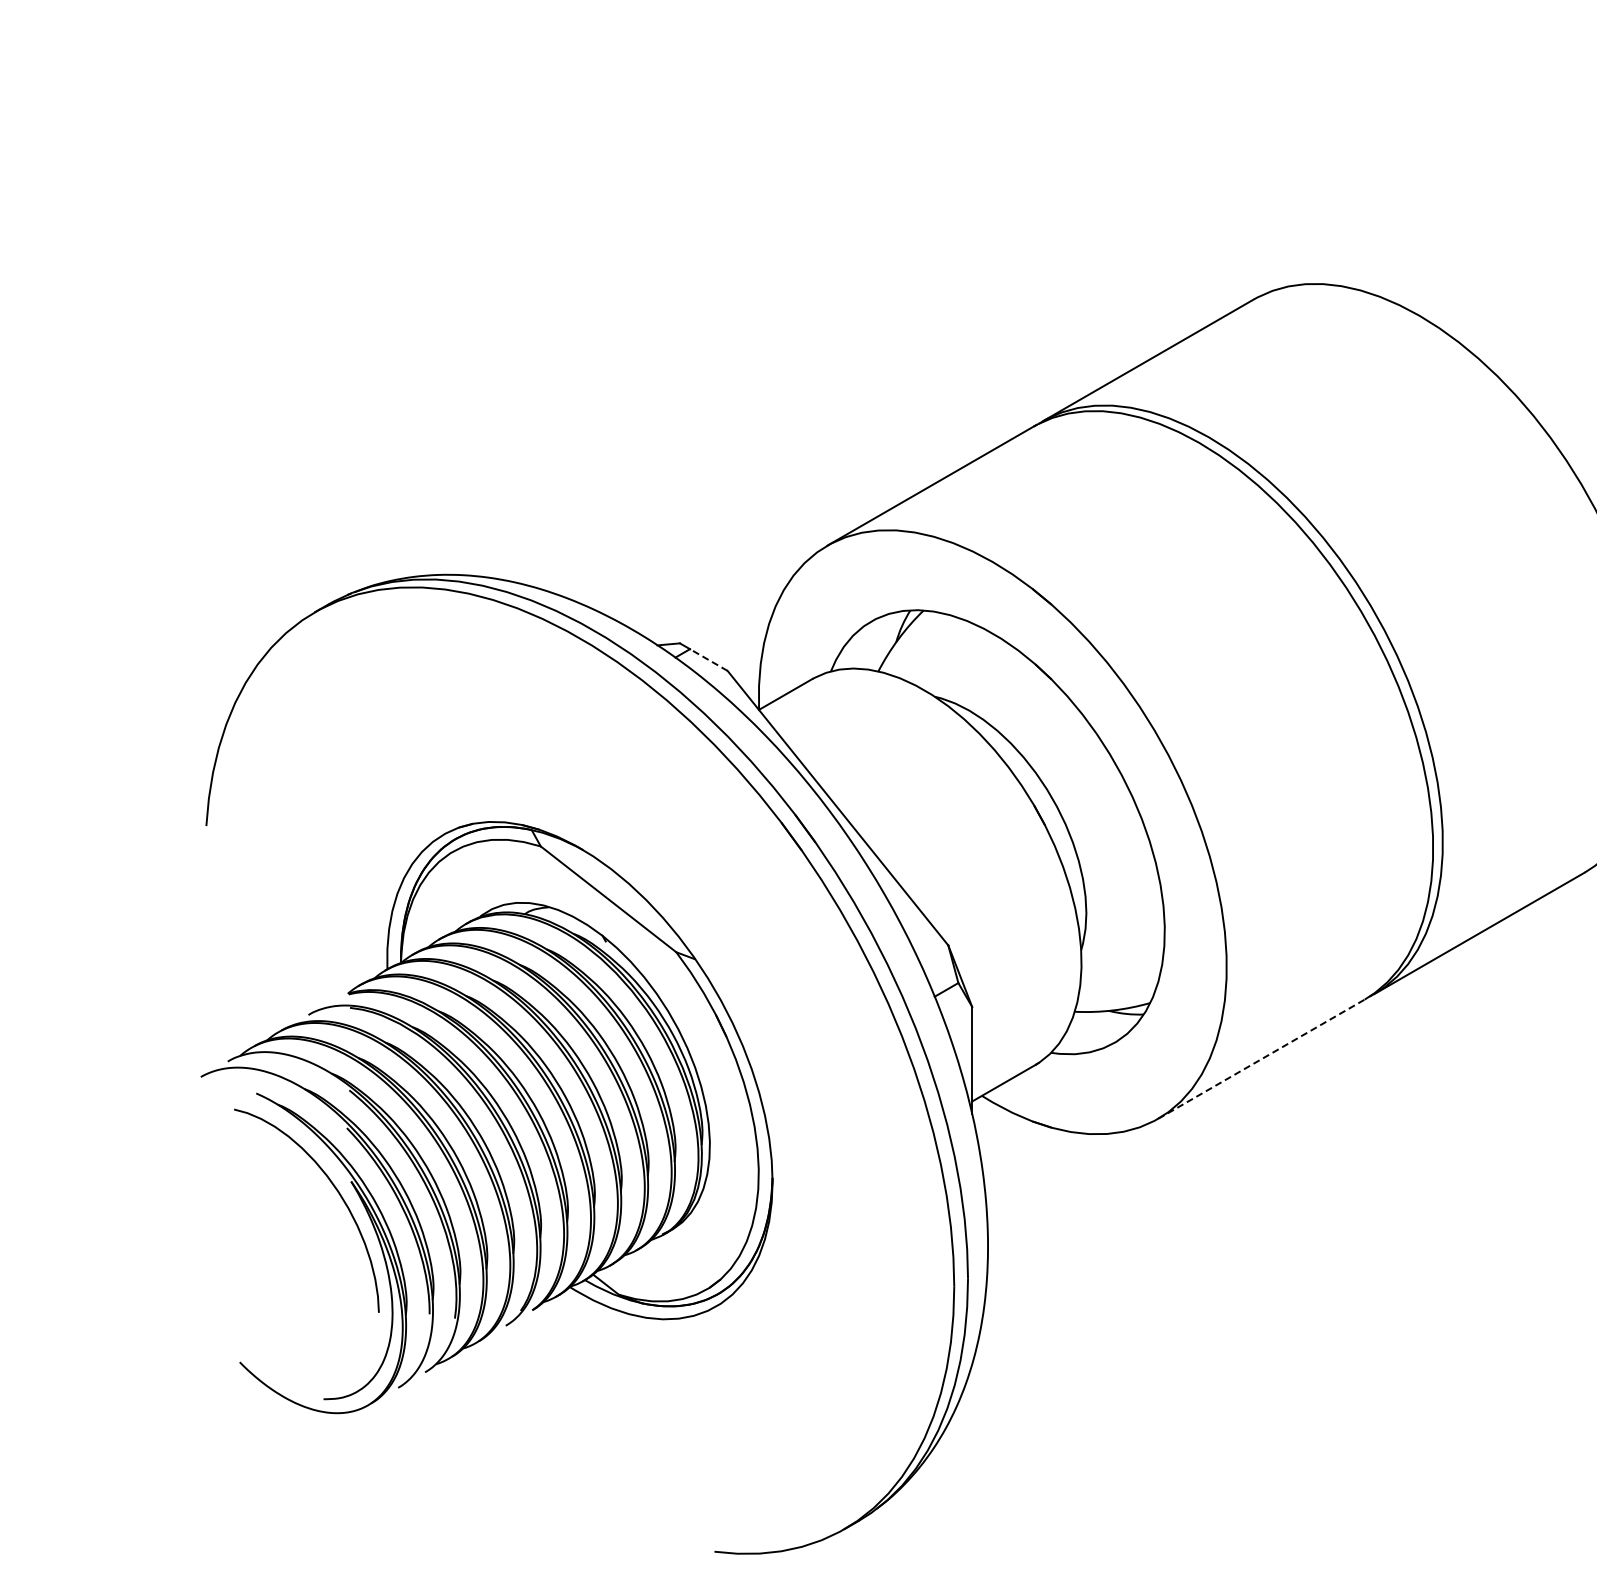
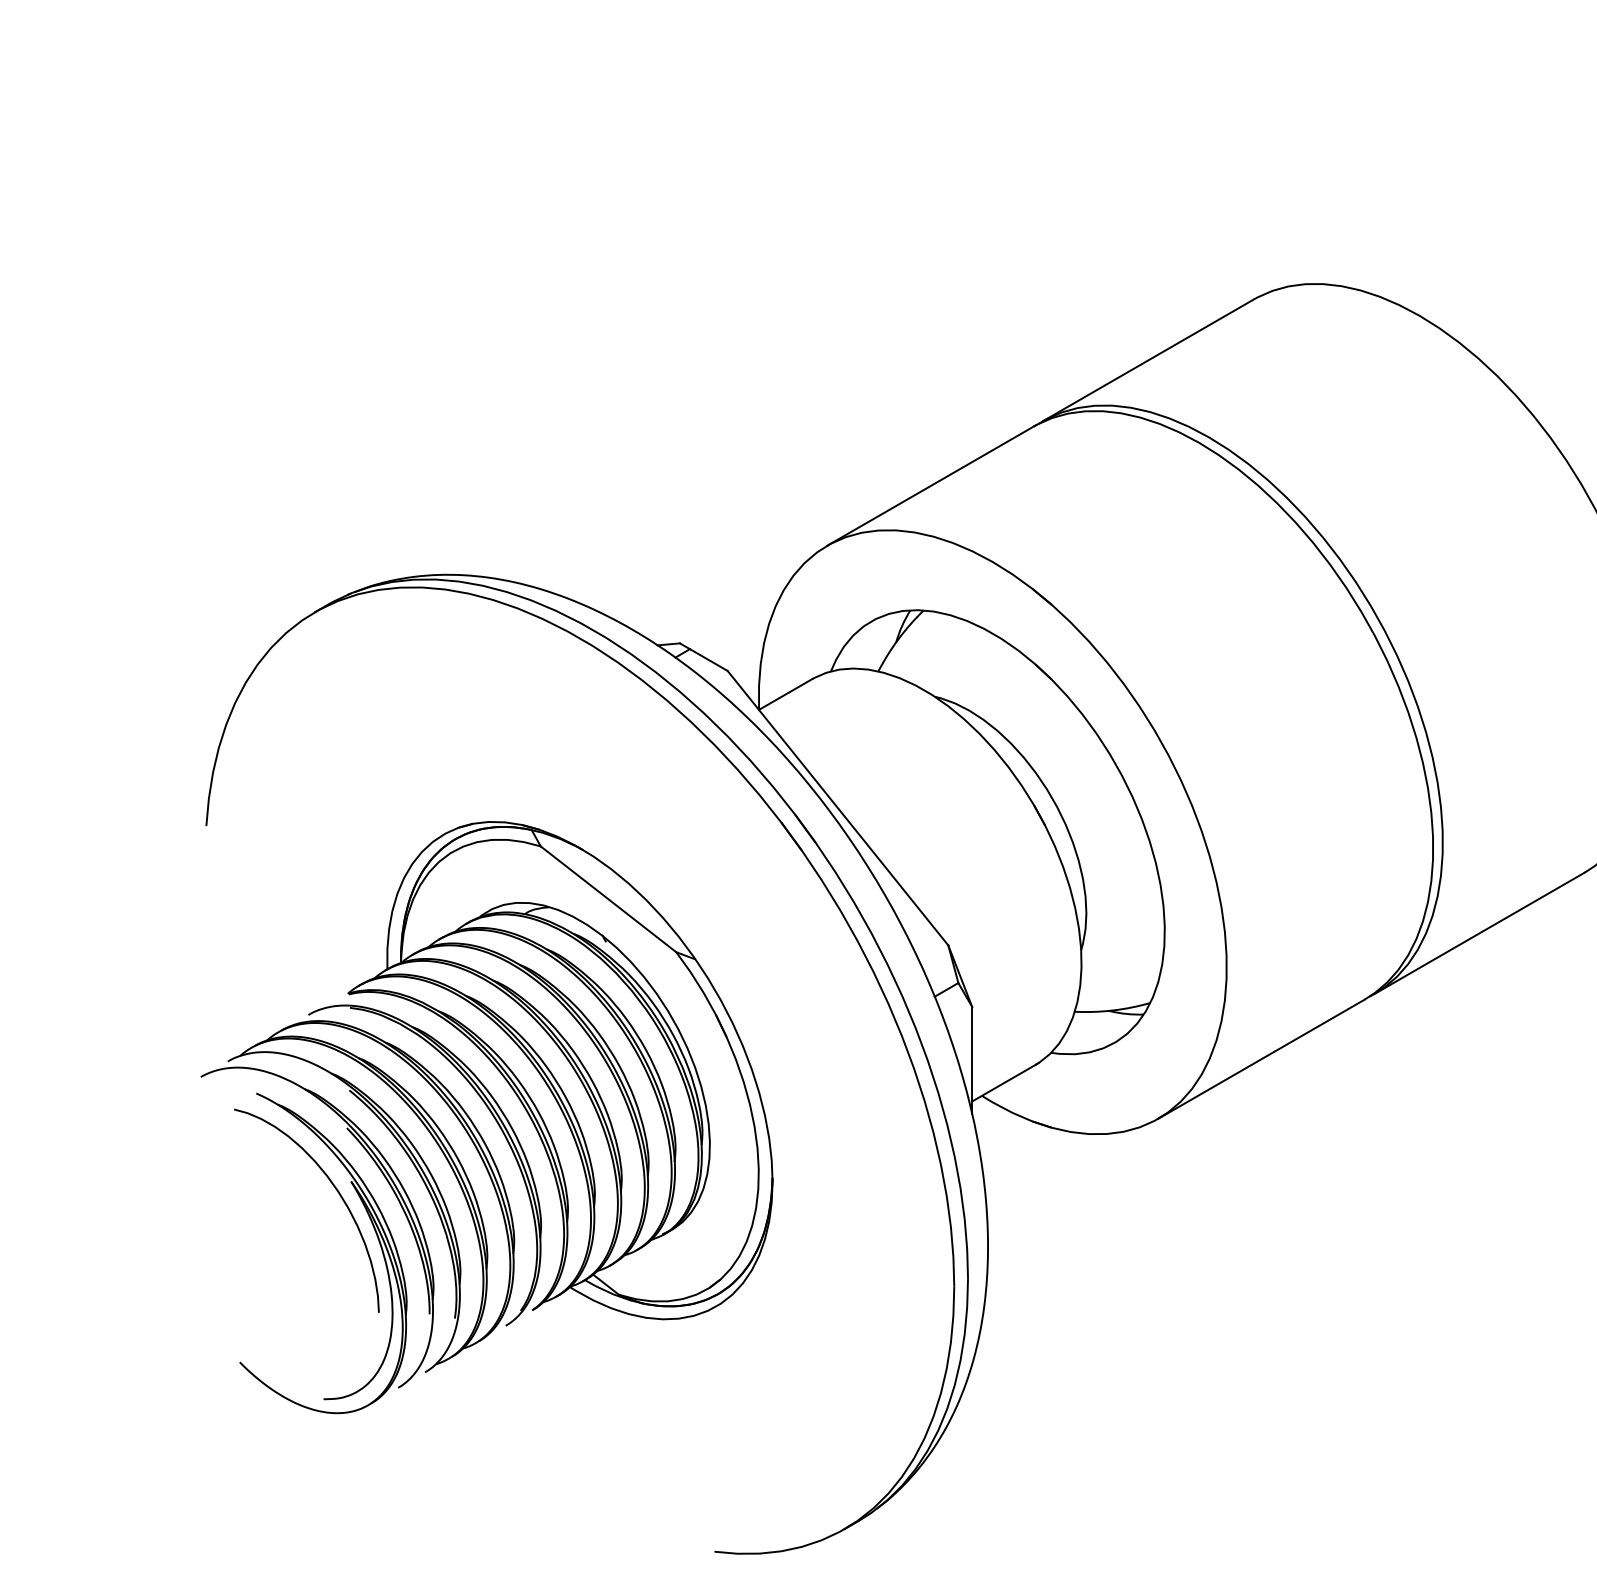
line: dashed -> solid (708, 660)
line: dashed -> solid (1261, 1058)
